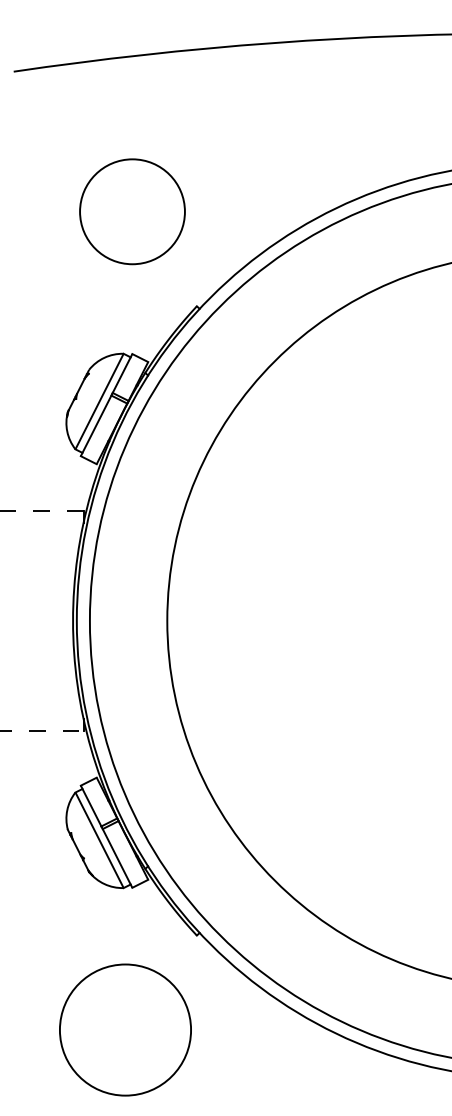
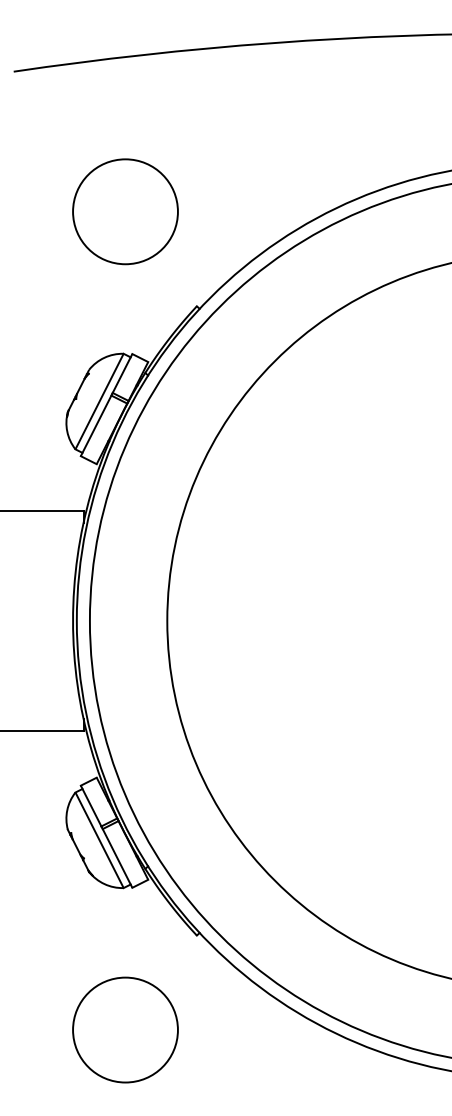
circle position: (132, 211) -> (125, 211) (125, 211)
line: dashed -> solid (41, 510)
line: dashed -> solid (42, 731)
circle diameter: 131 px -> 105 px (125, 1029)
